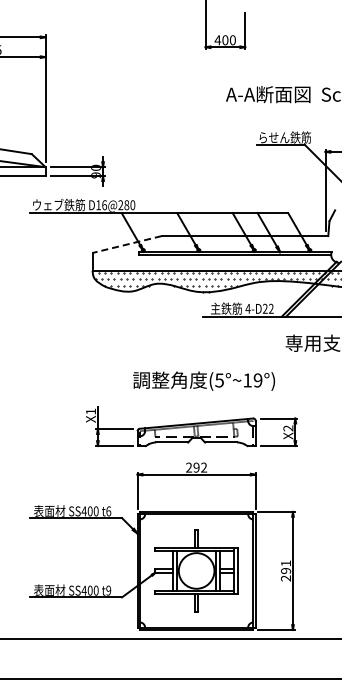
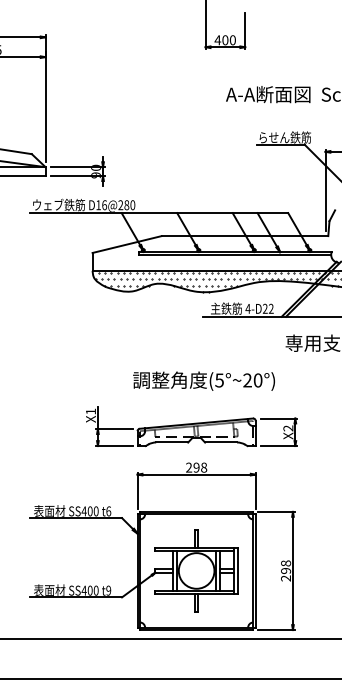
line: dashed -> solid (127, 244)
text: (5°~19°) -> (5°~20°) (252, 380)
text: 292 -> 298 (204, 467)
text: 291 -> 298 (286, 563)
